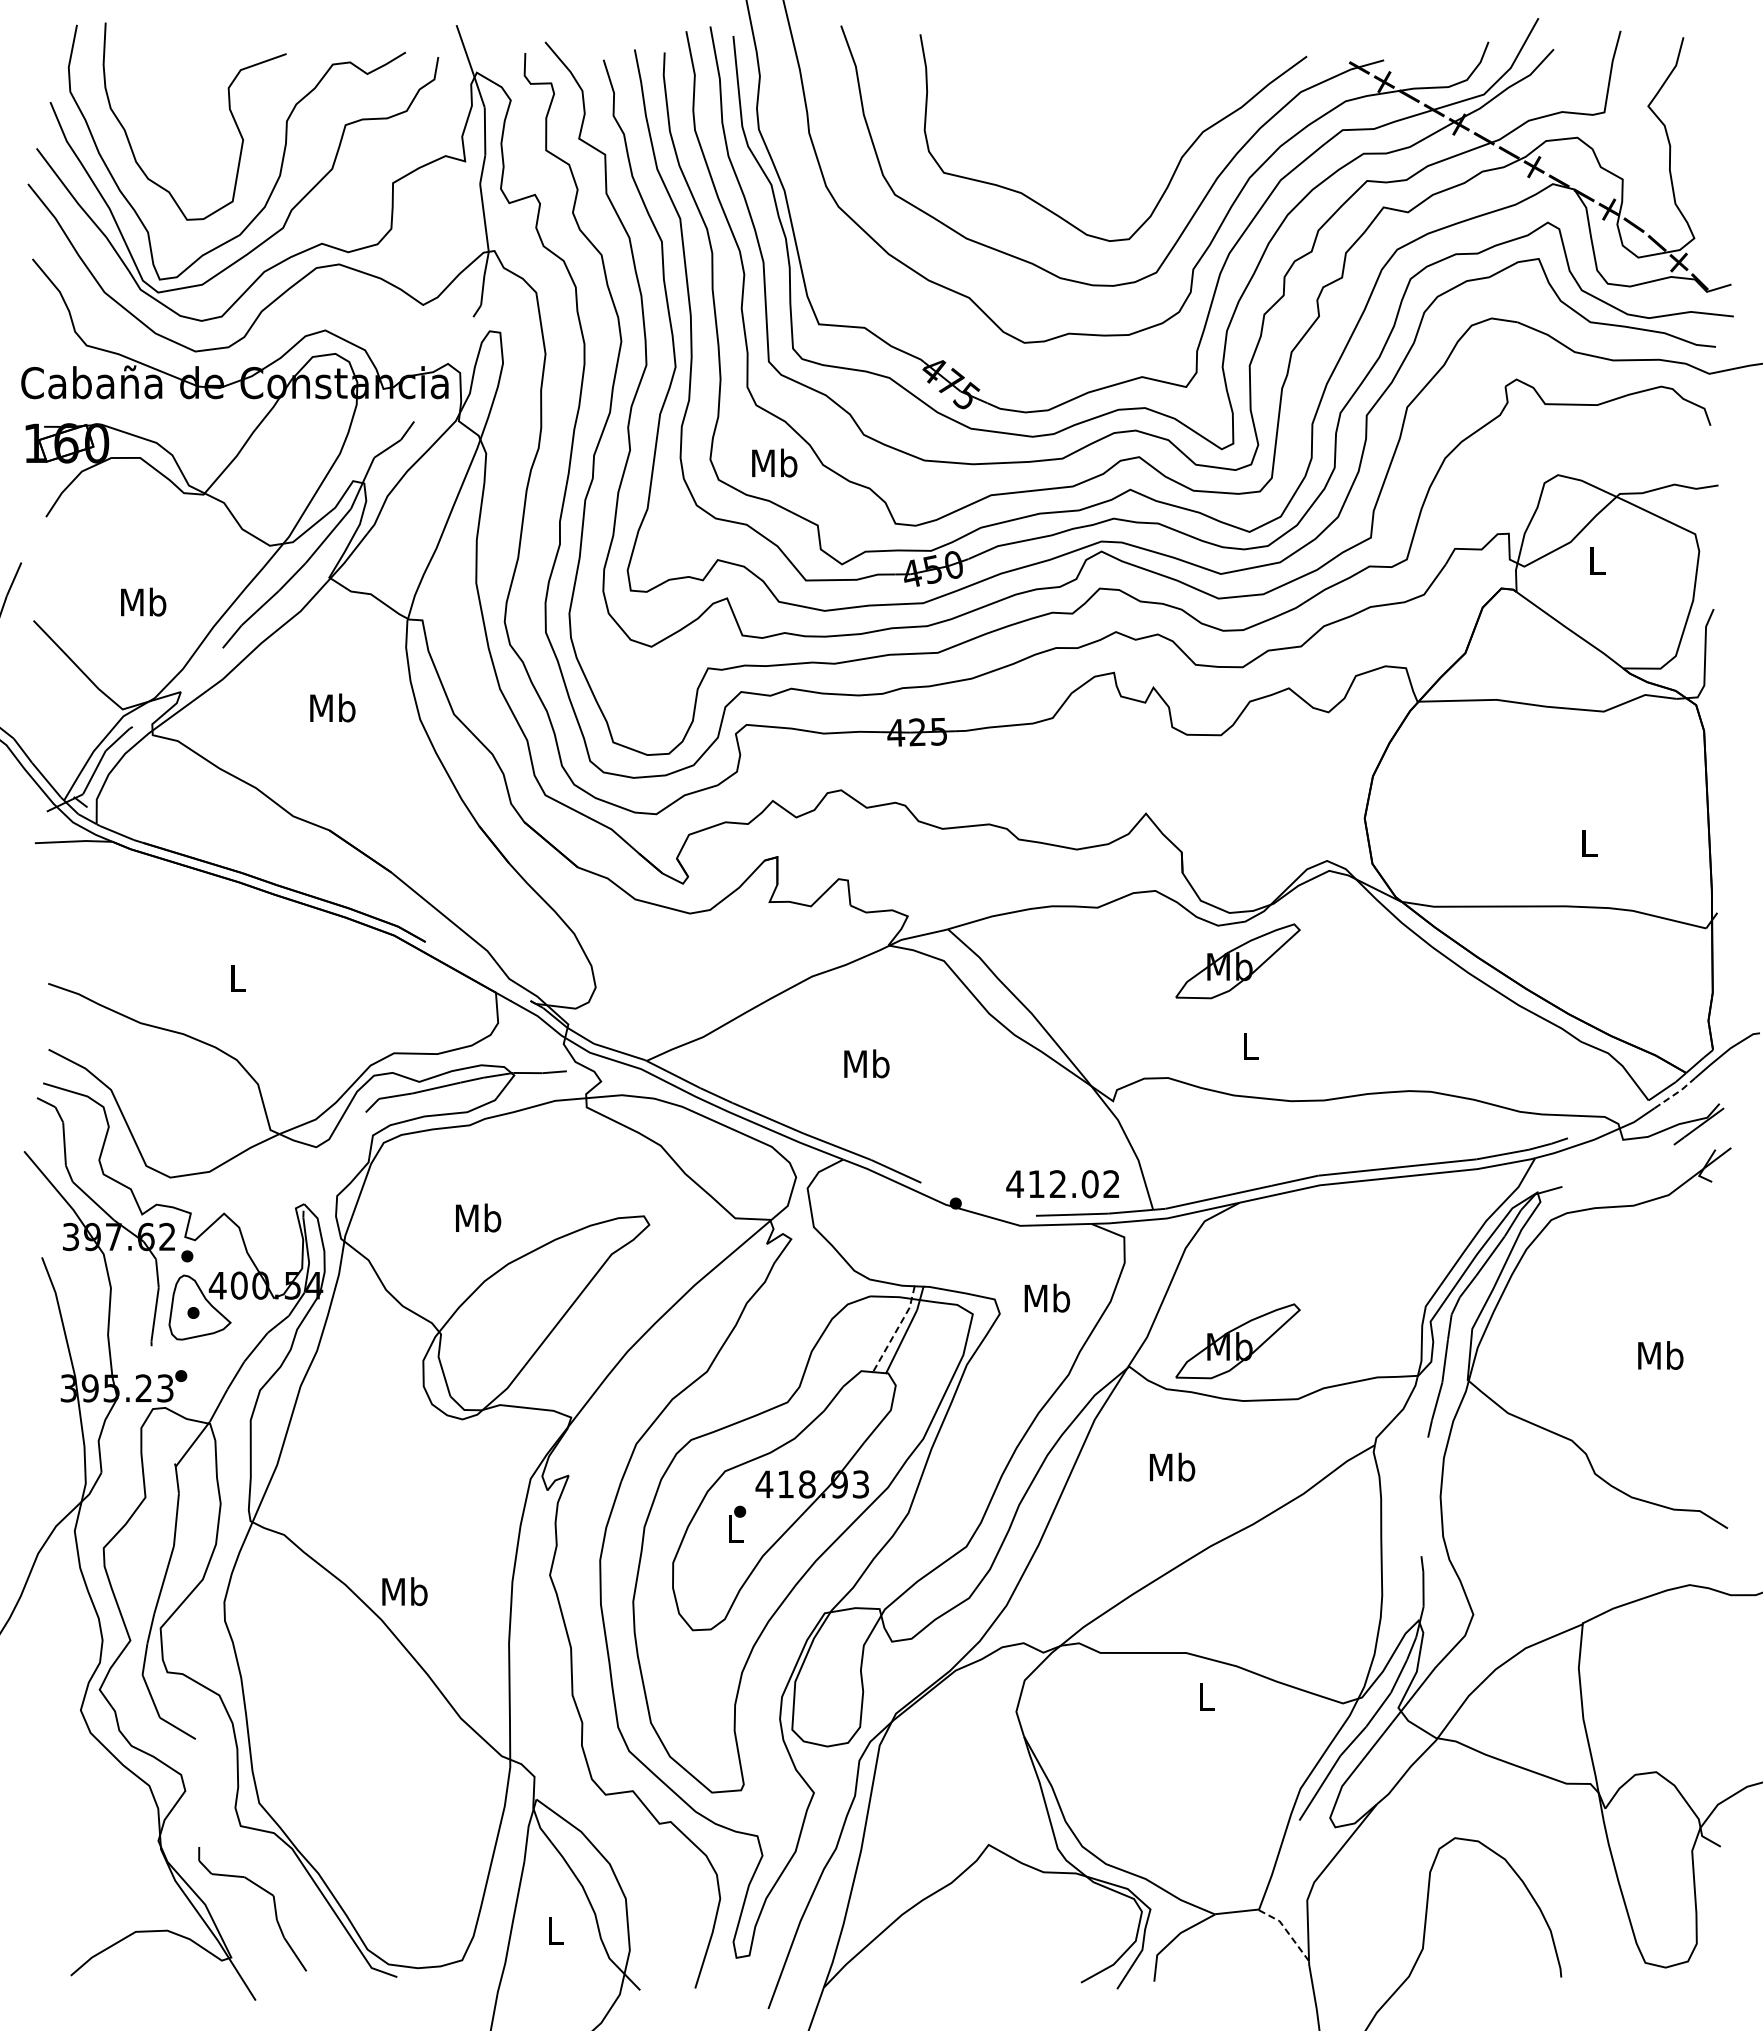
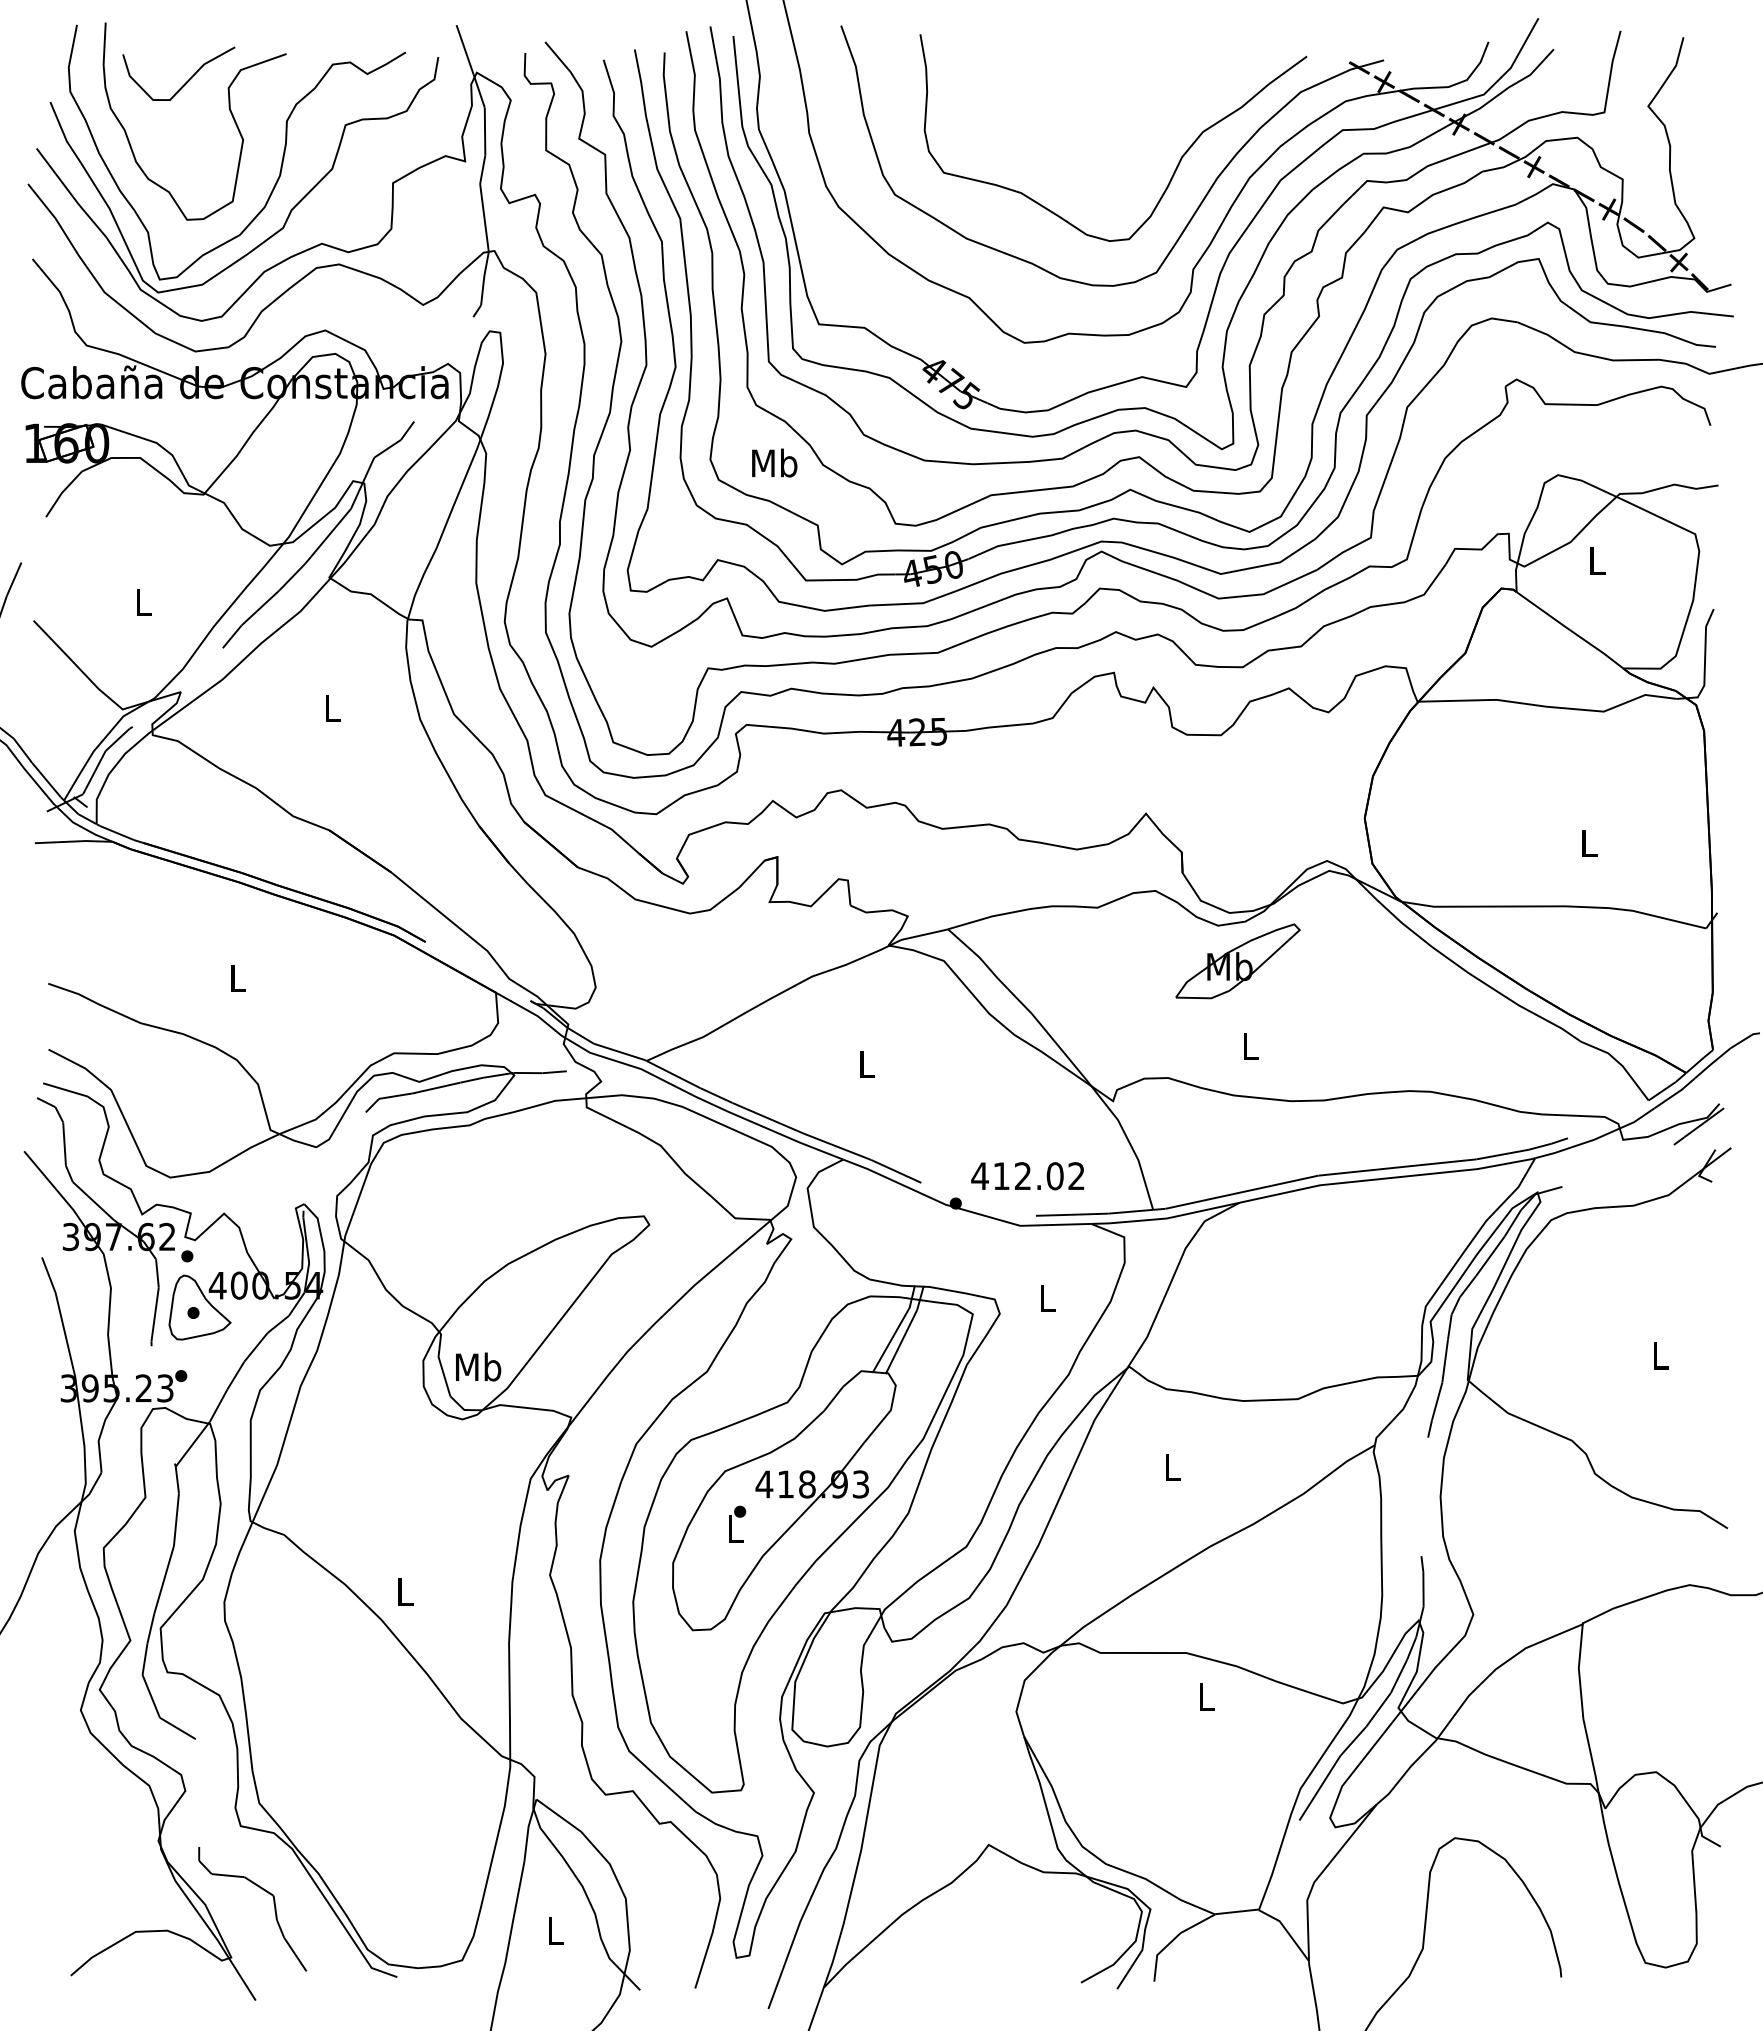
curve: none -> present (186, 81)
text: Mb -> L (143, 601)
text: Mb -> L (332, 707)
text: Mb -> L (866, 1063)
line: dashed -> solid (1676, 1093)
text position: (1062, 1184) -> (1027, 1176) (1027, 1176)
text position: (478, 1217) -> (478, 1366) (478, 1366)
text: Mb -> L (1047, 1297)
line: dashed -> solid (896, 1330)
part: present -> none (1237, 1341)
text: Mb -> L (1660, 1355)
text: Mb -> L (1172, 1466)
text: Mb -> L (404, 1591)
line: dashed -> solid (1287, 1931)
